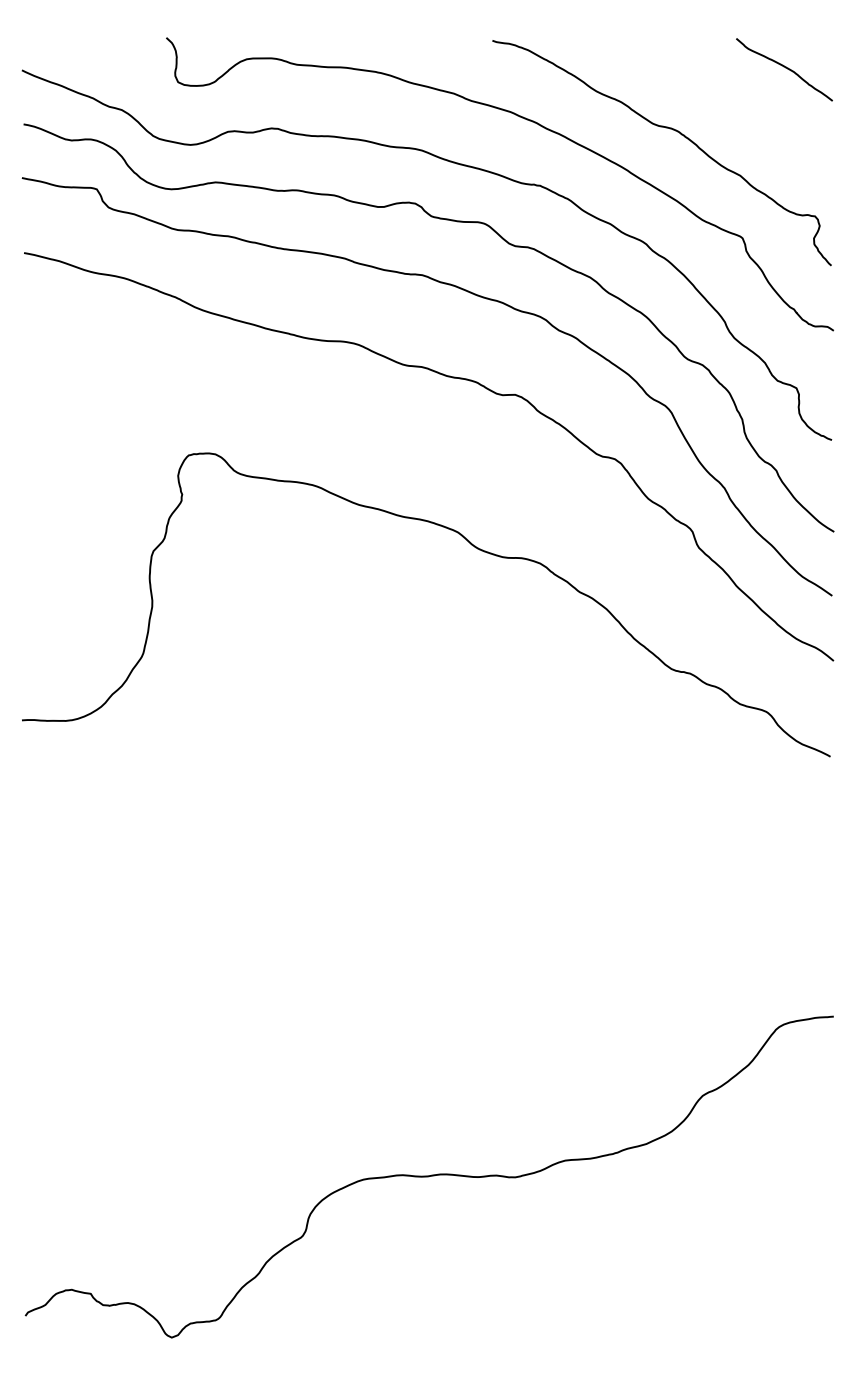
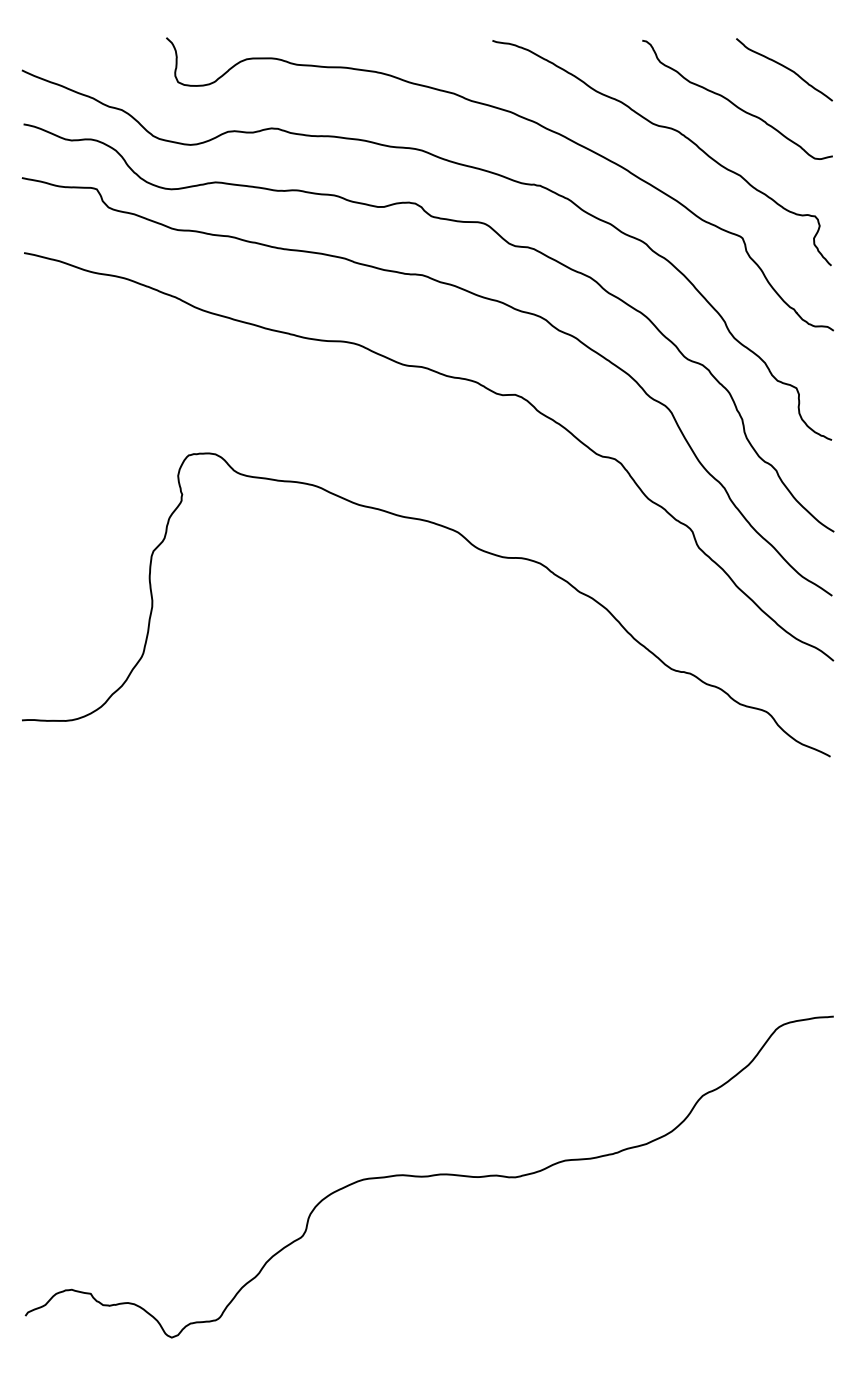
curve: none -> present (733, 102)
